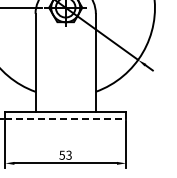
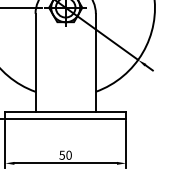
line: dashed -> solid (66, 118)
text: 53 -> 50 (68, 155)
